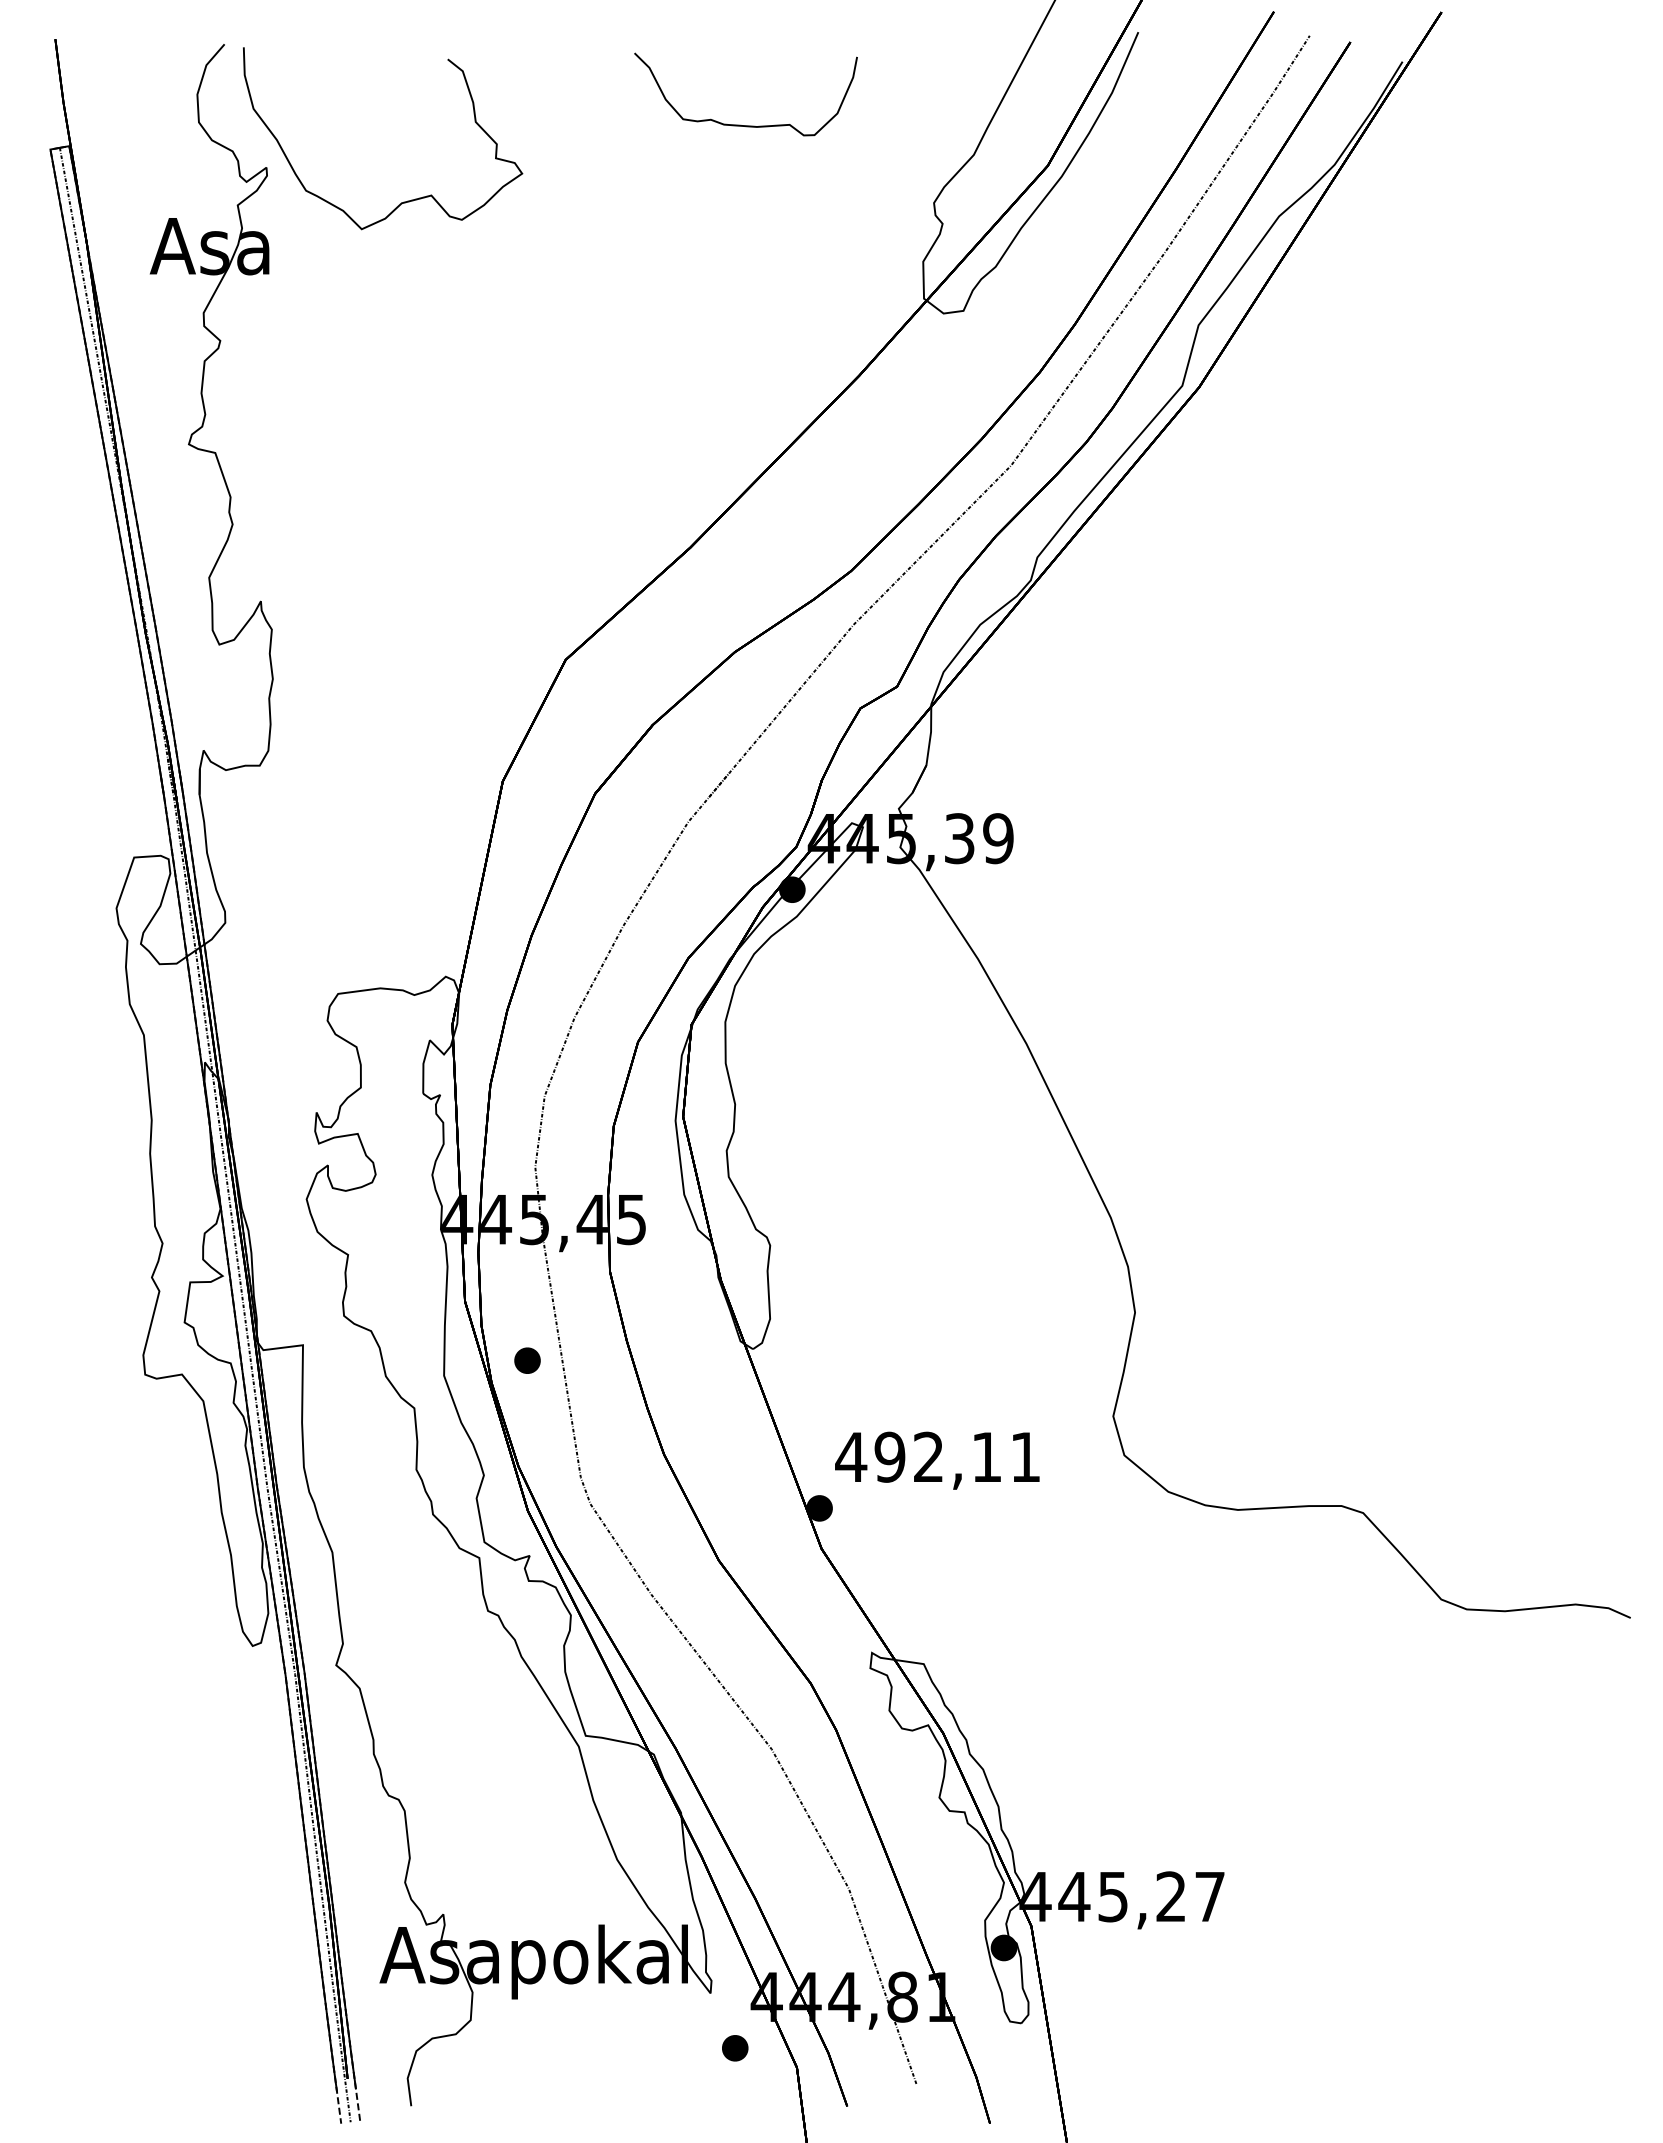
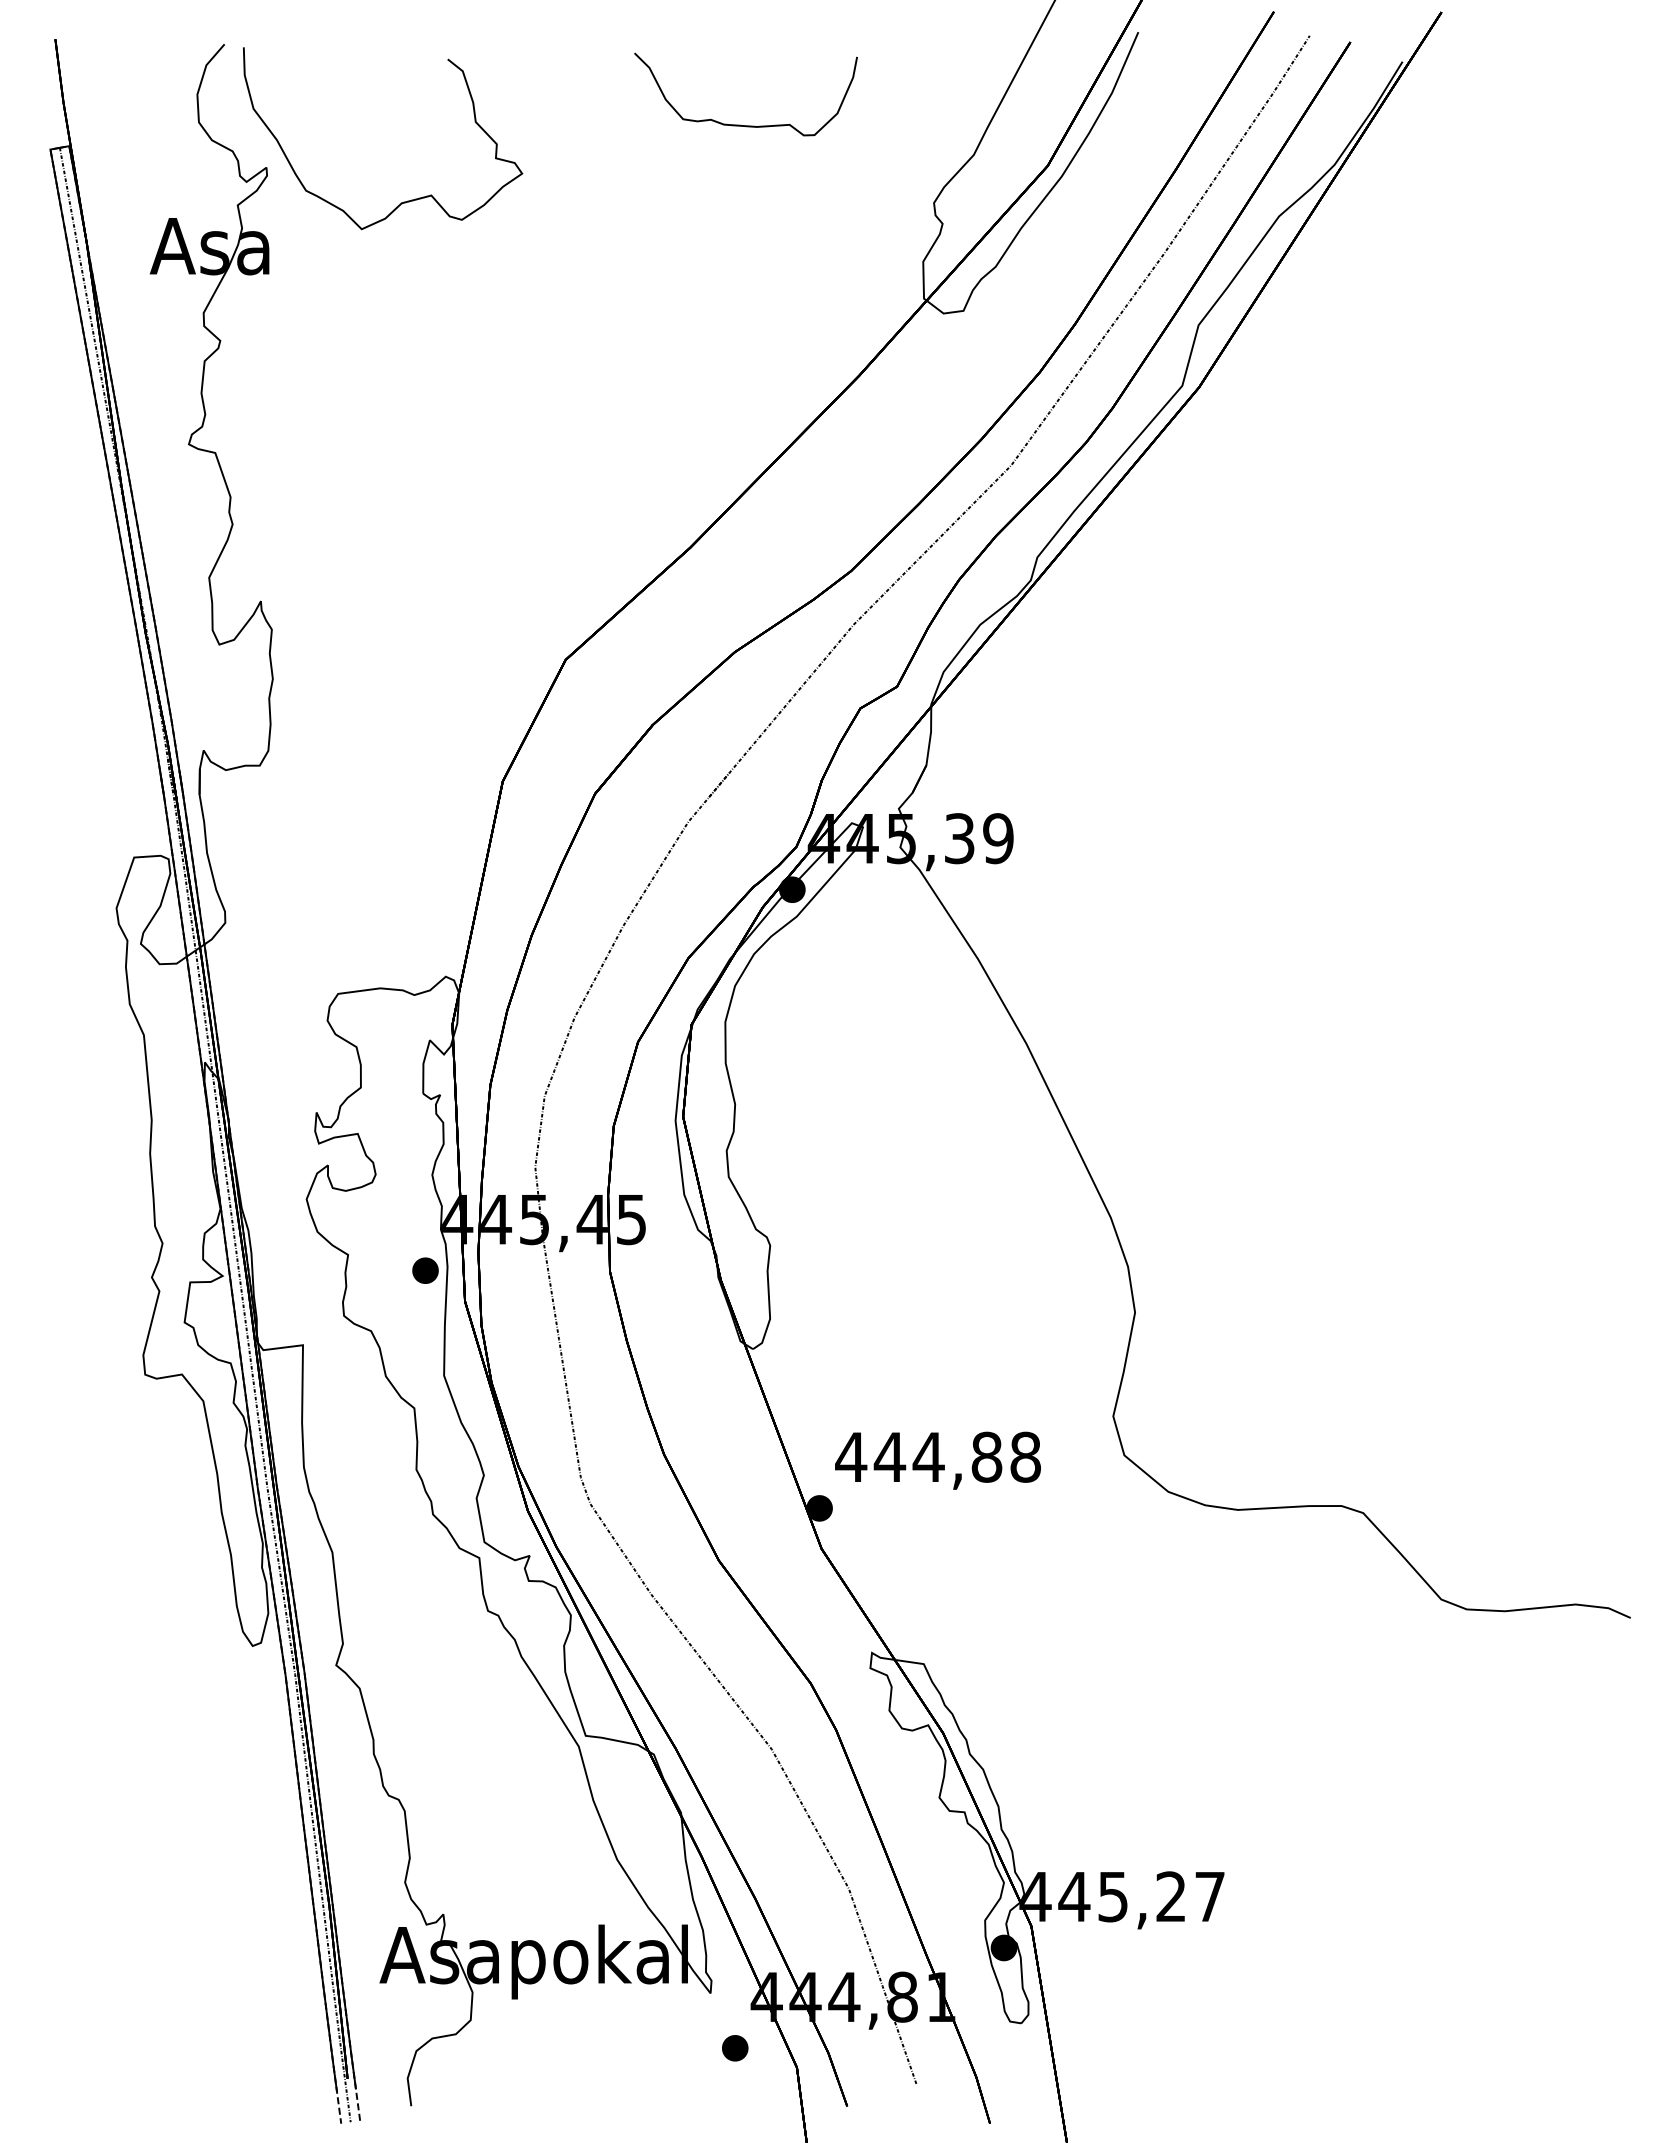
part position: (527, 1360) -> (425, 1270) (425, 1270)
text: 492,11 -> 444,88 (956, 1456)
